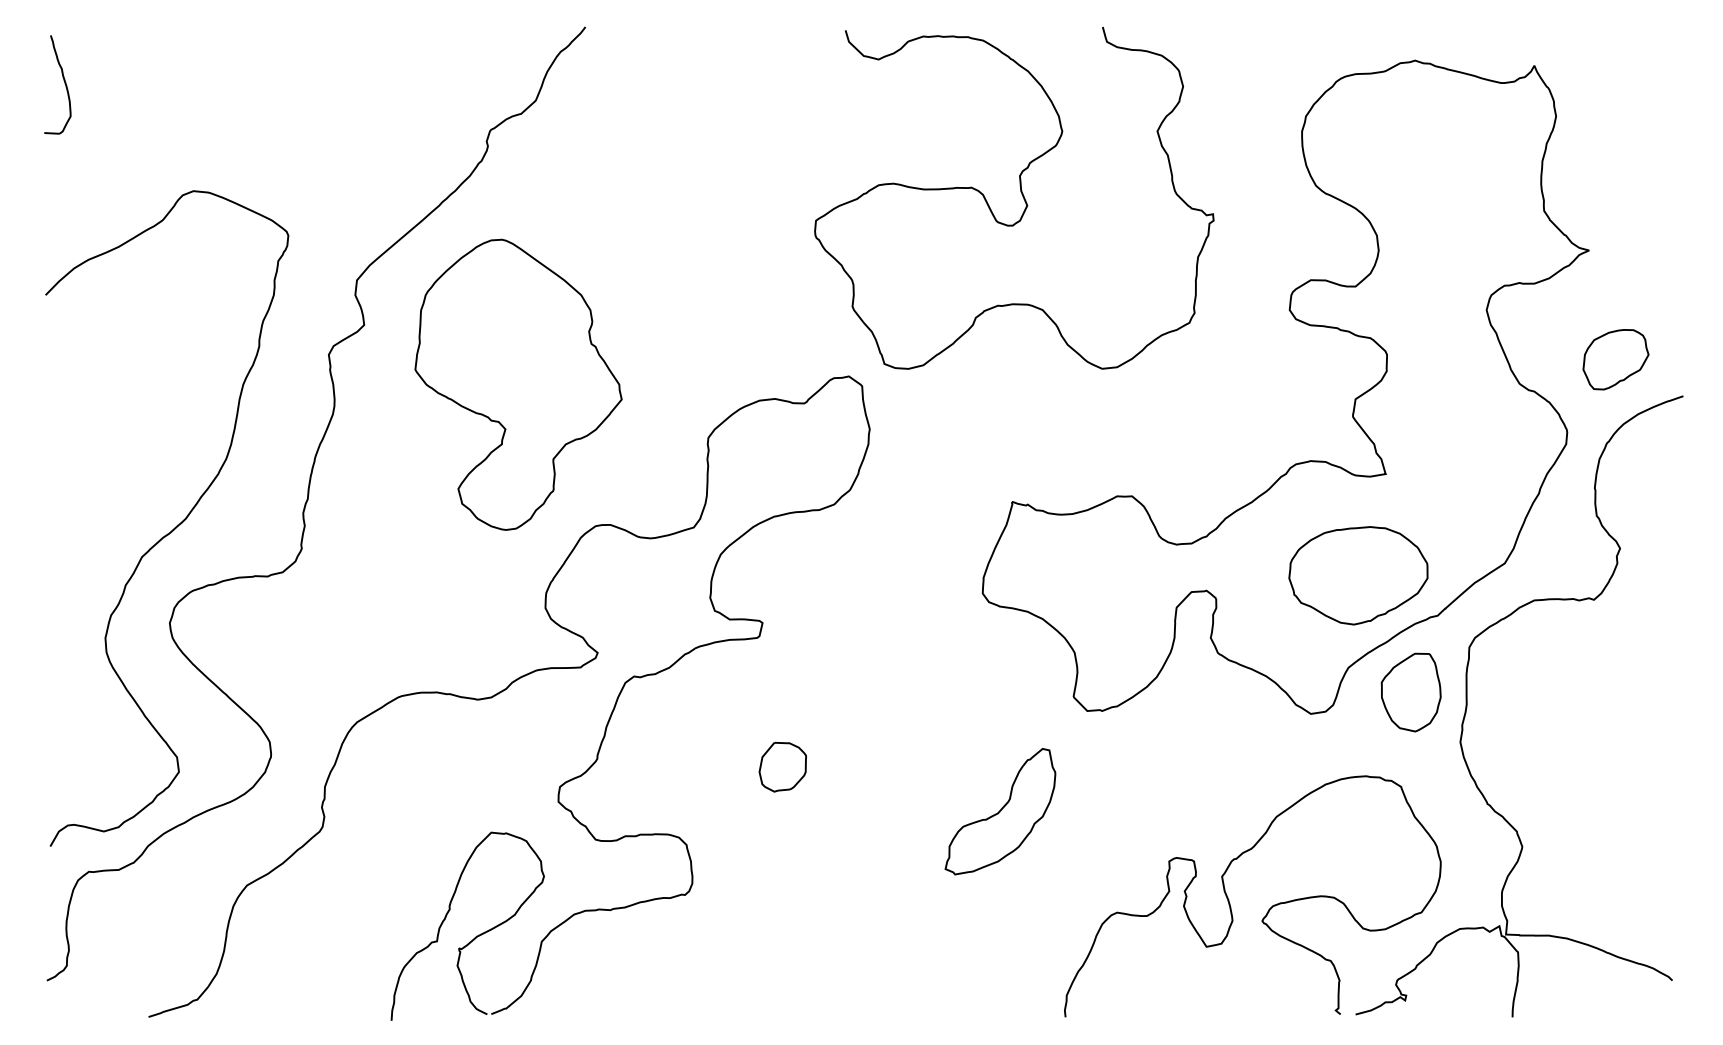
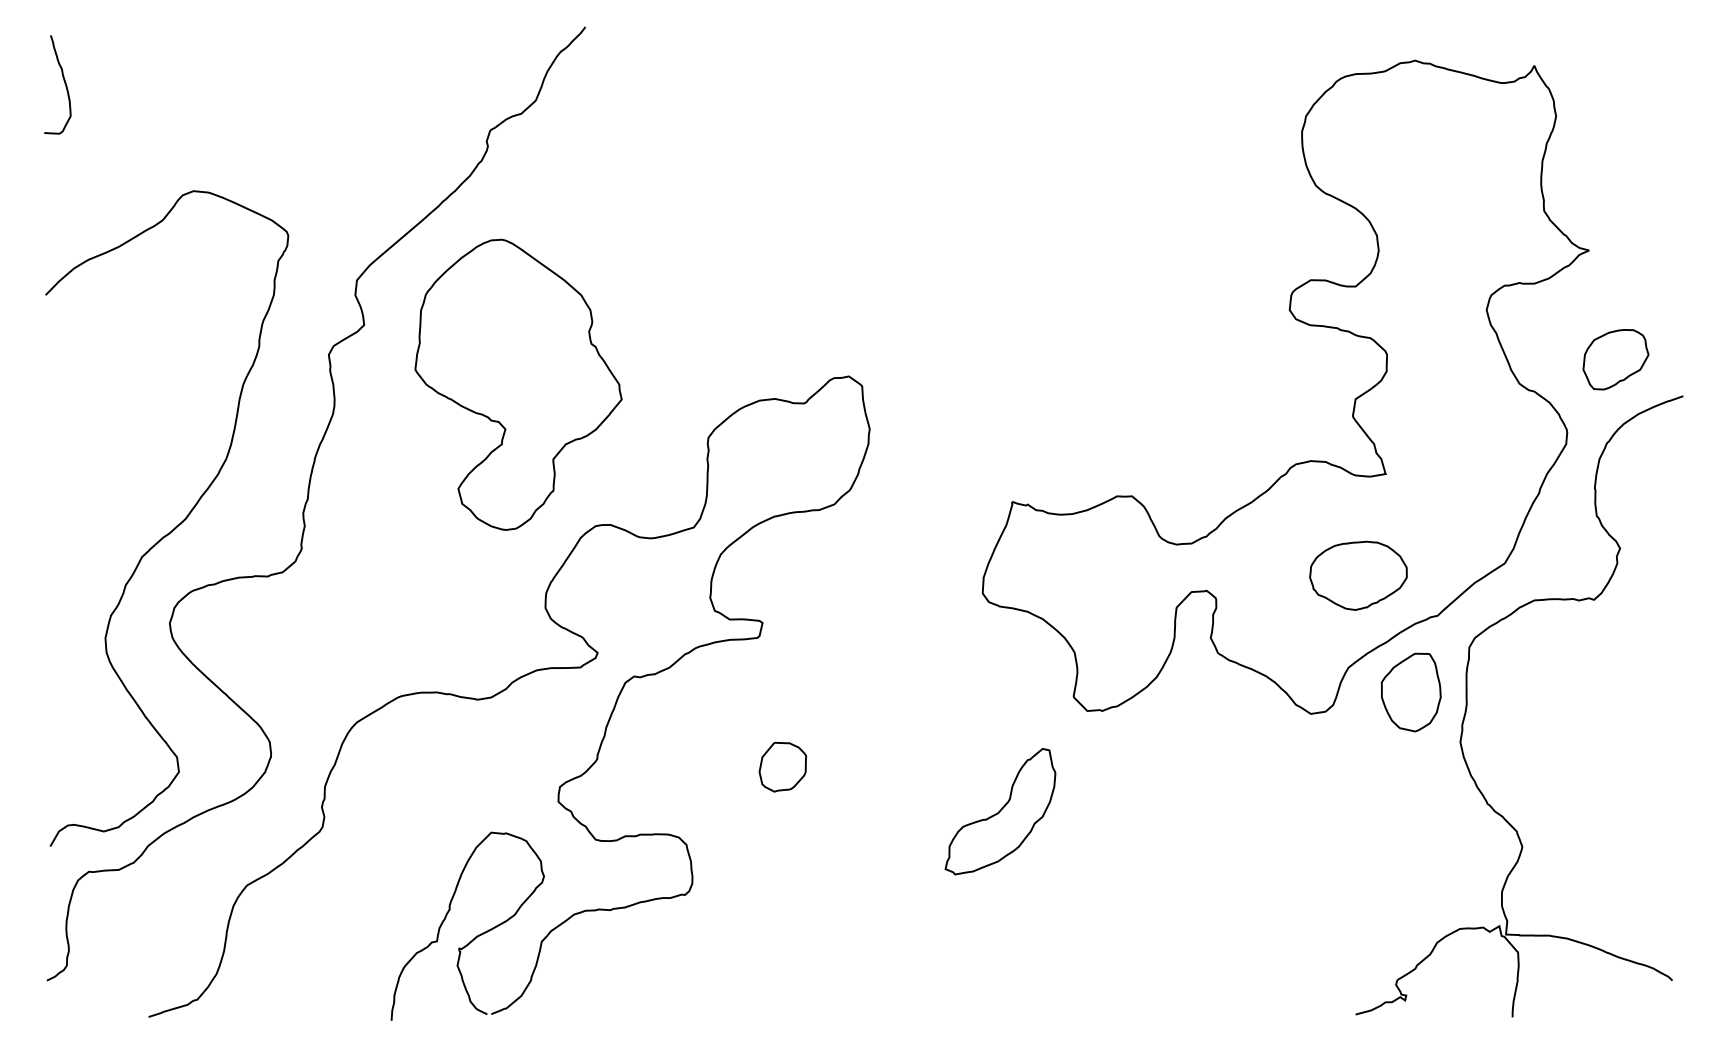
curve: present -> none (1021, 194)
part size: 141x100 px -> 99x71 px (1358, 575)
curve: present -> none (1268, 909)
